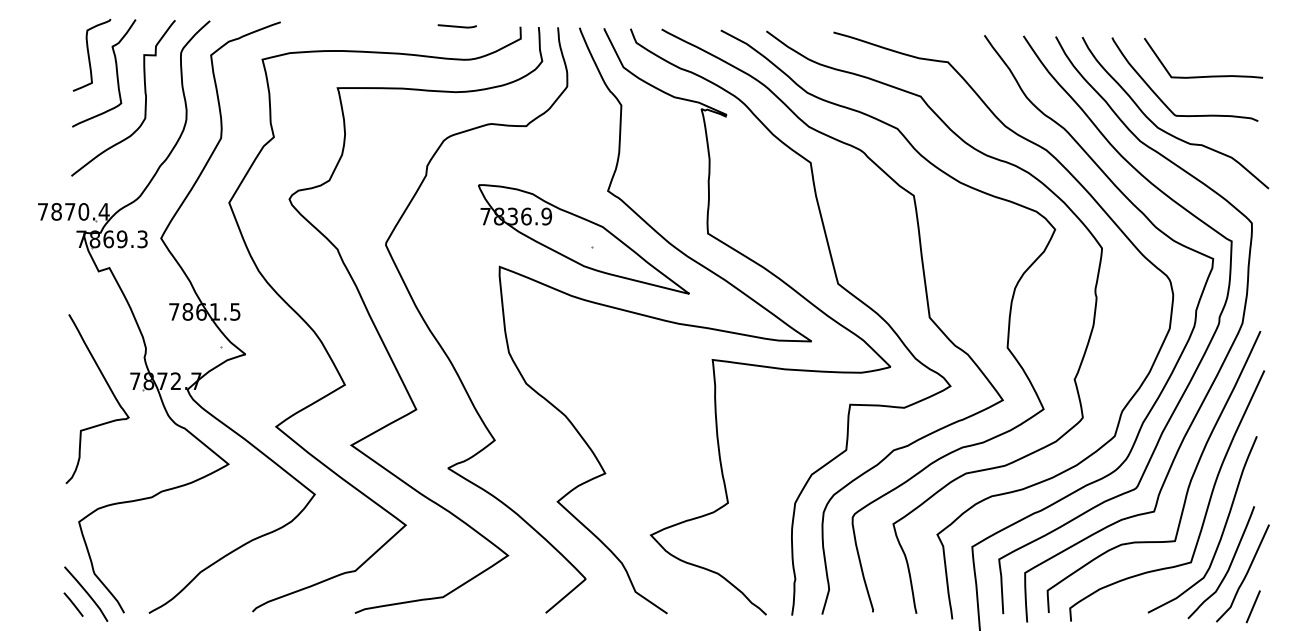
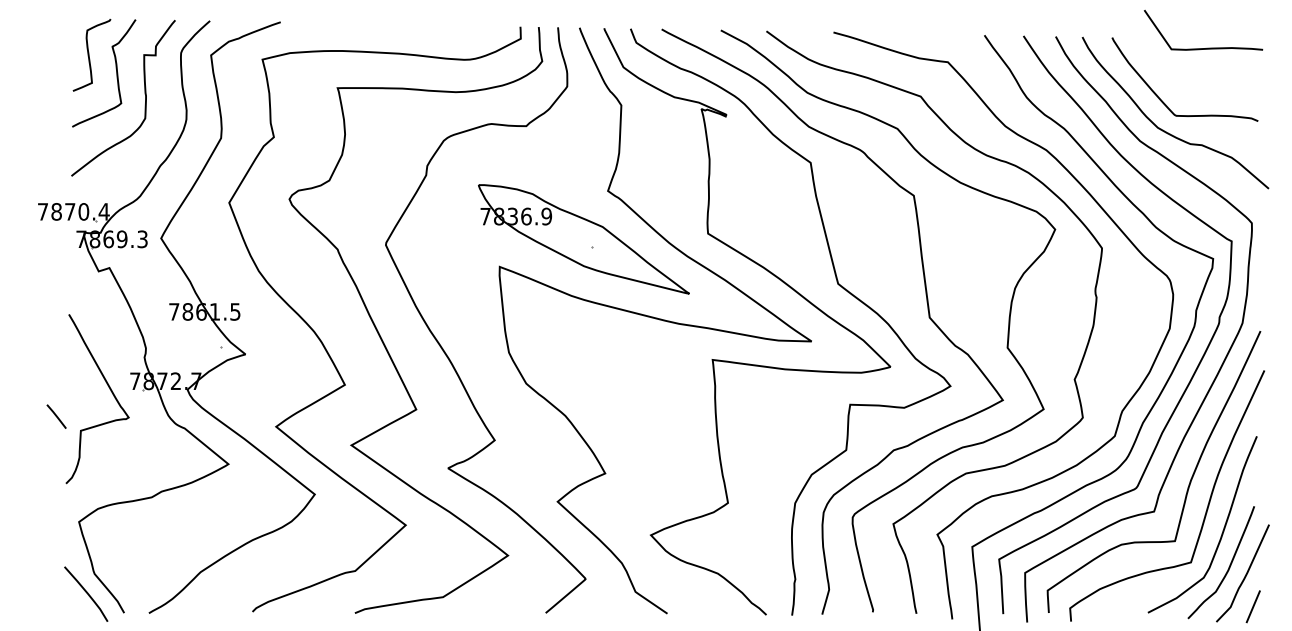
line: present -> none (456, 26)
curve position: (1206, 75) -> (1206, 47) (1206, 47)
line position: (73, 604) -> (56, 416) (56, 416)
